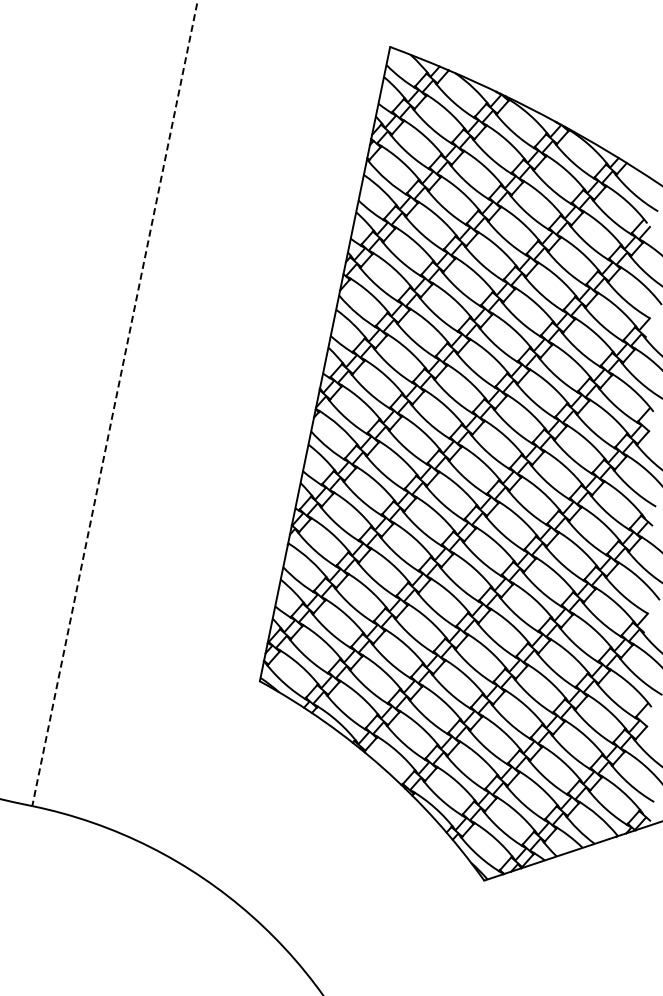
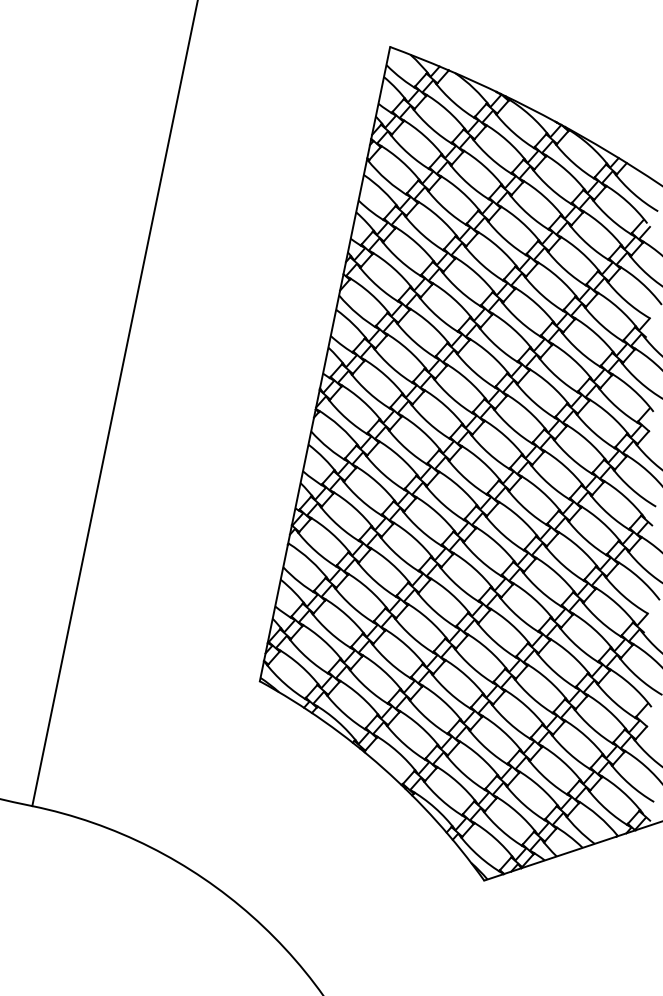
line: dashed -> solid (114, 403)
